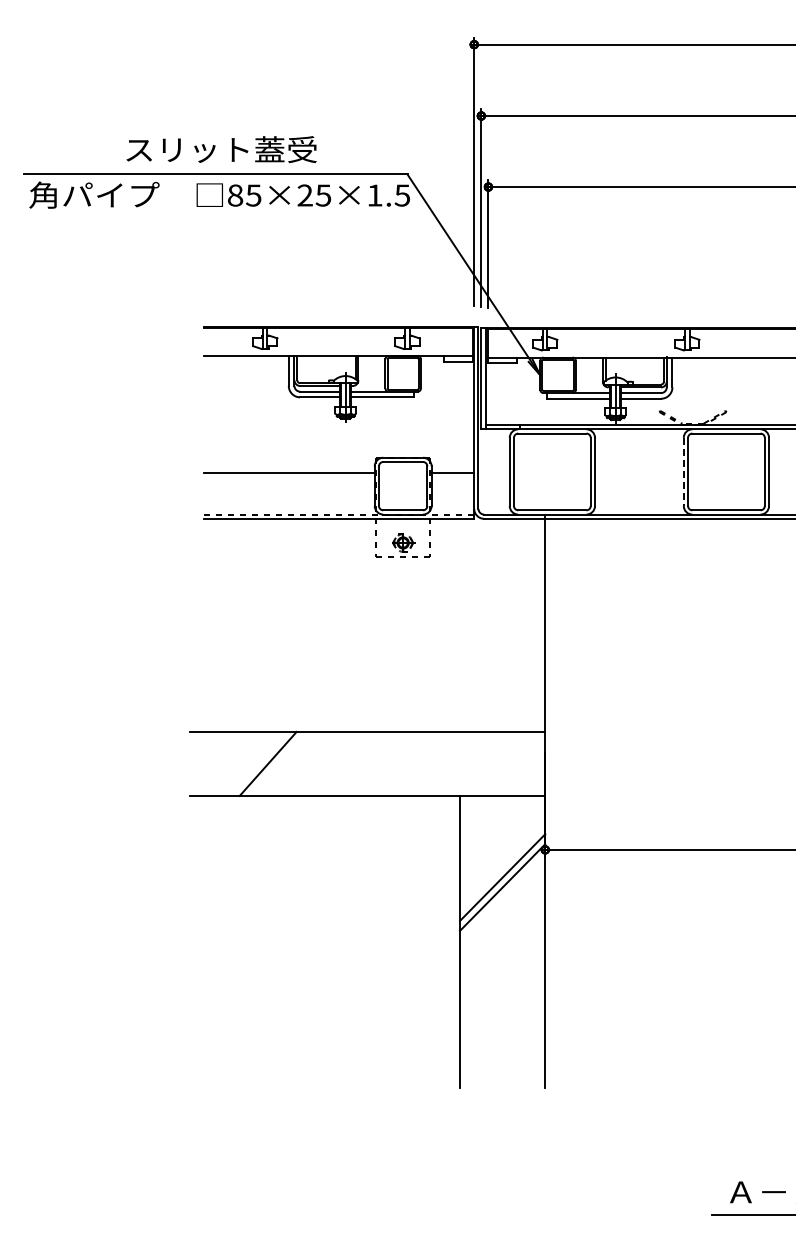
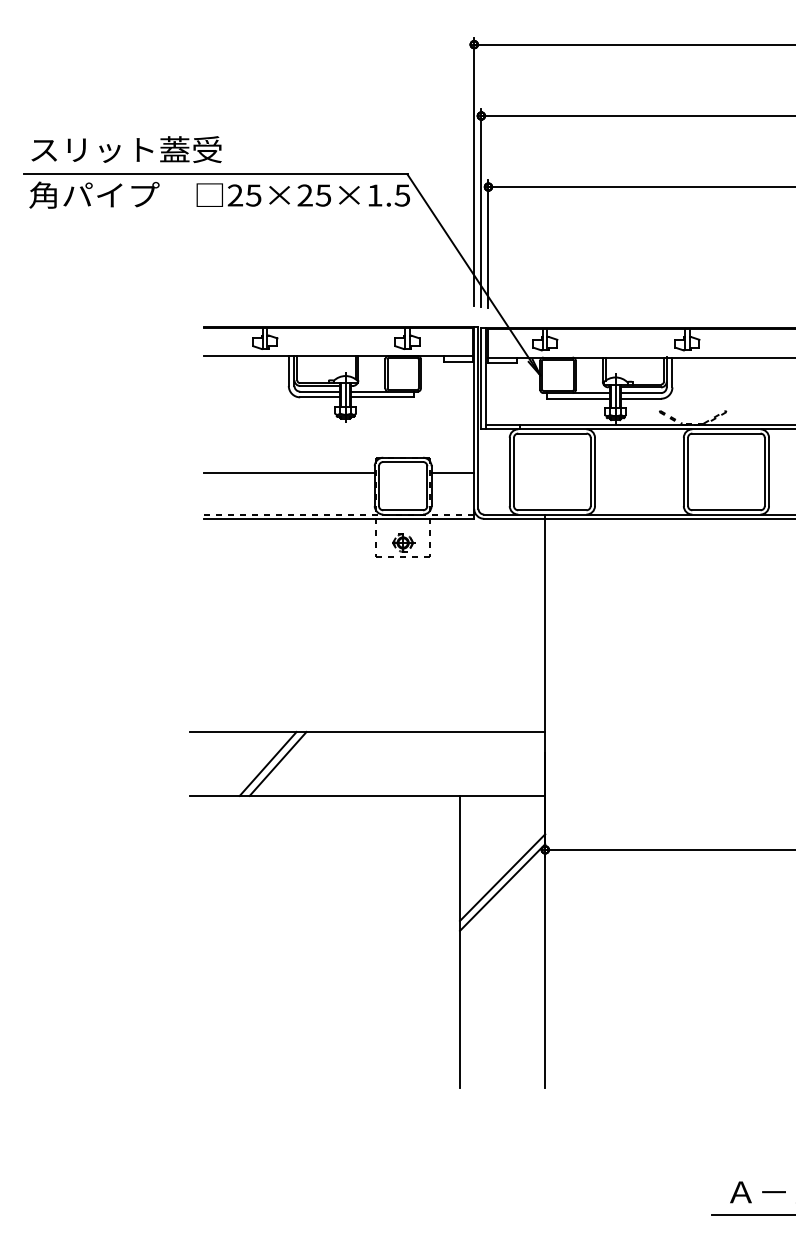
text position: (221, 149) -> (126, 149) (126, 149)
text: 85×25×1.5 -> 25×25×1.5 (235, 195)
line: dashed -> solid (683, 472)
line: none -> present (277, 763)
